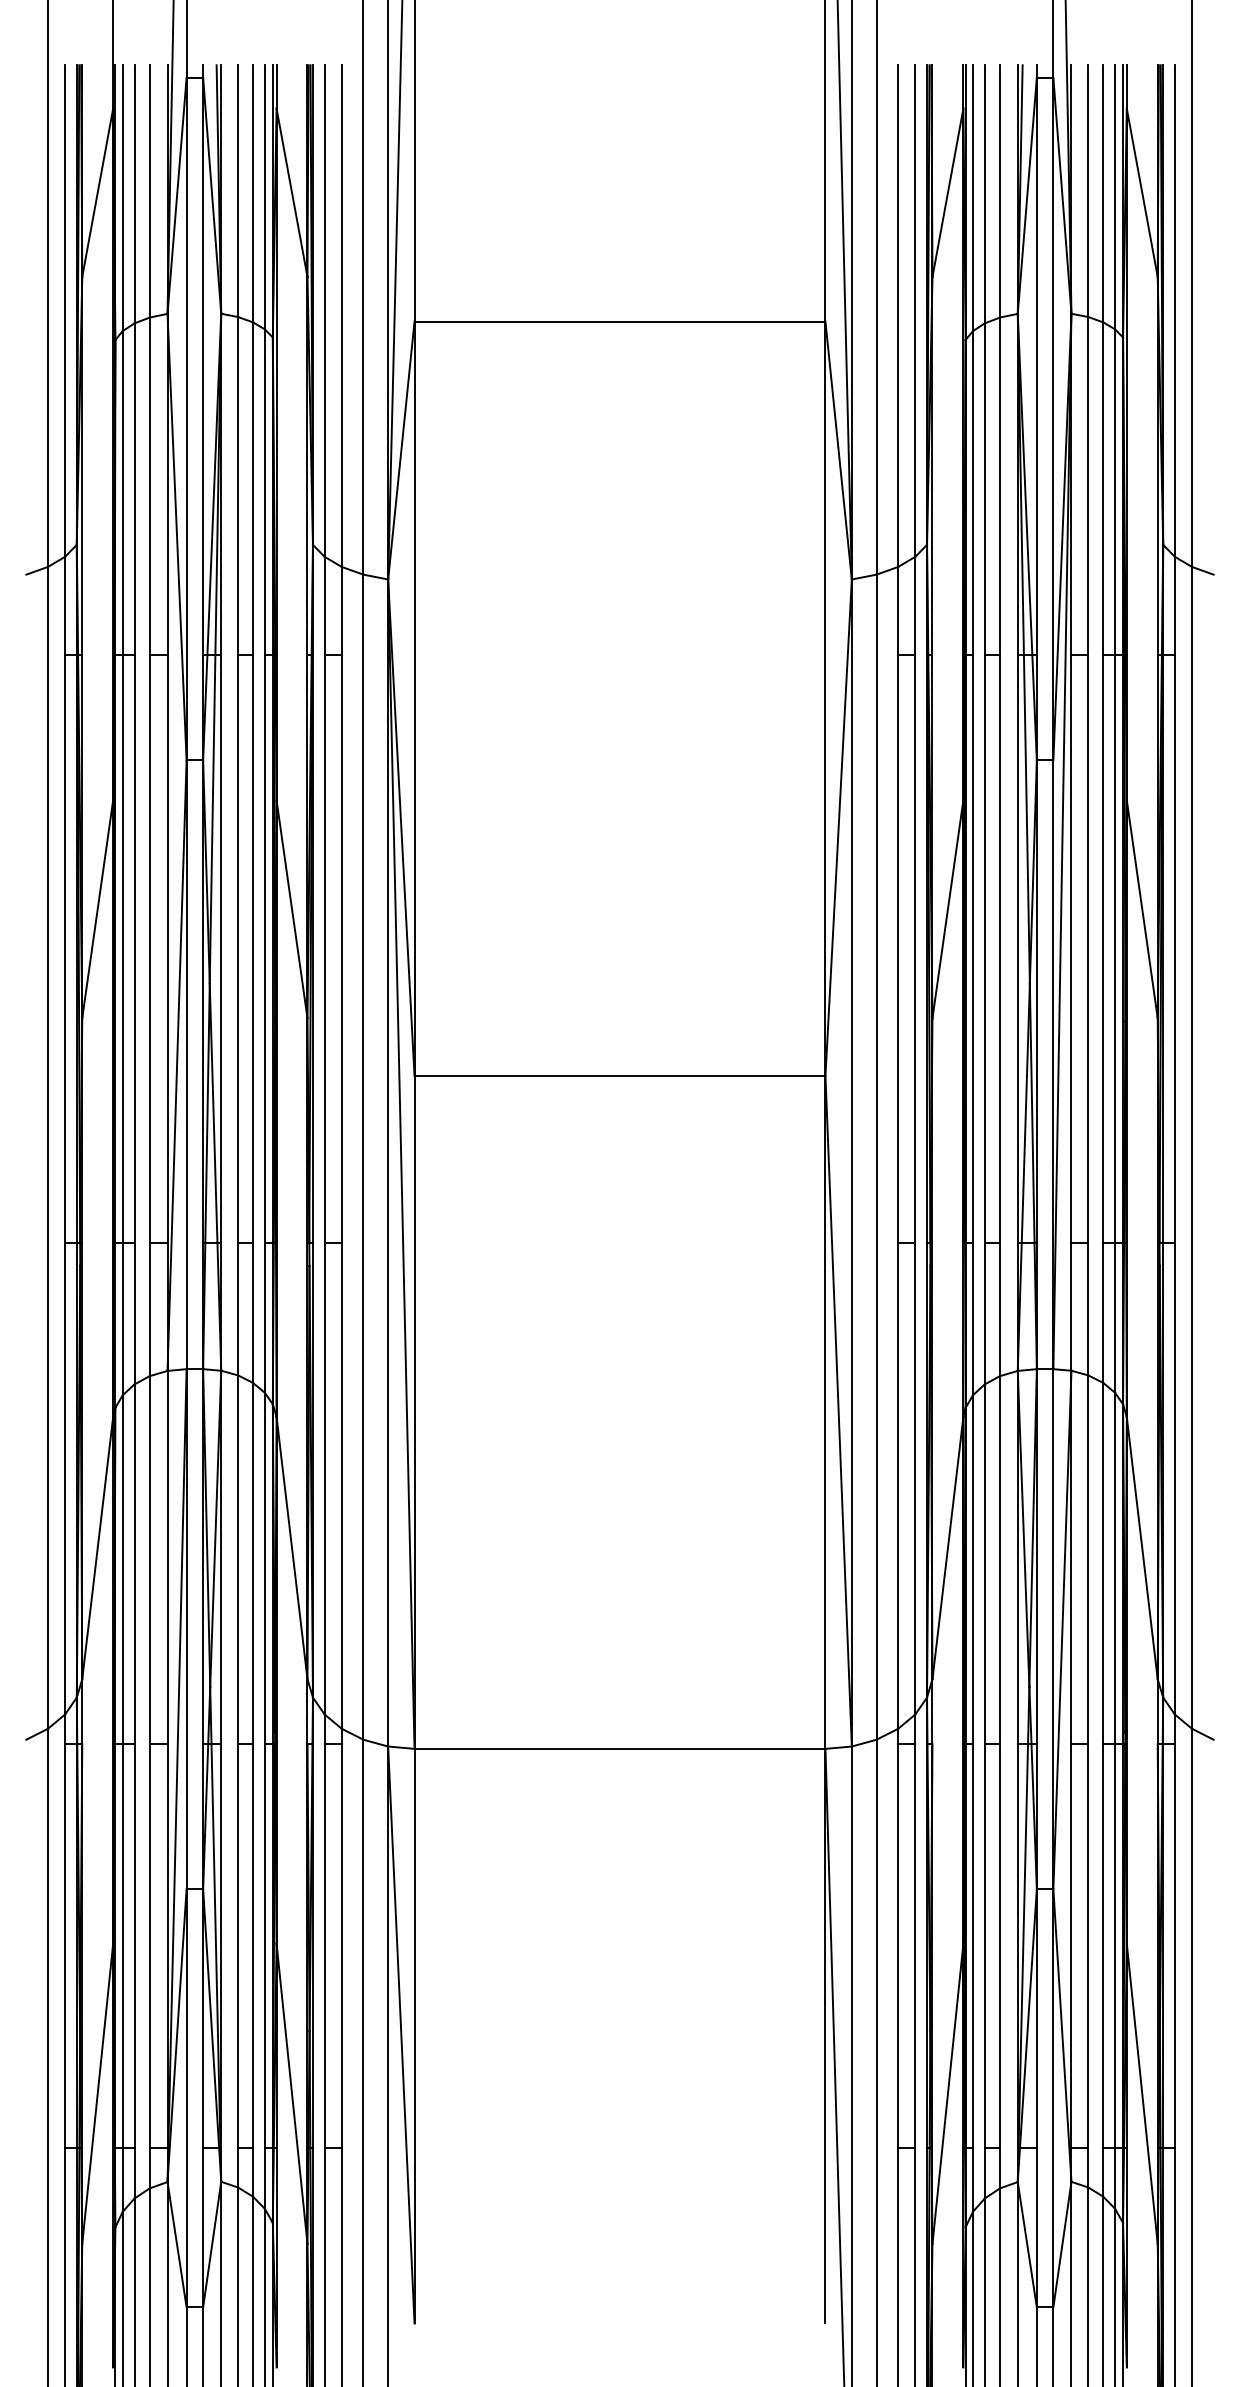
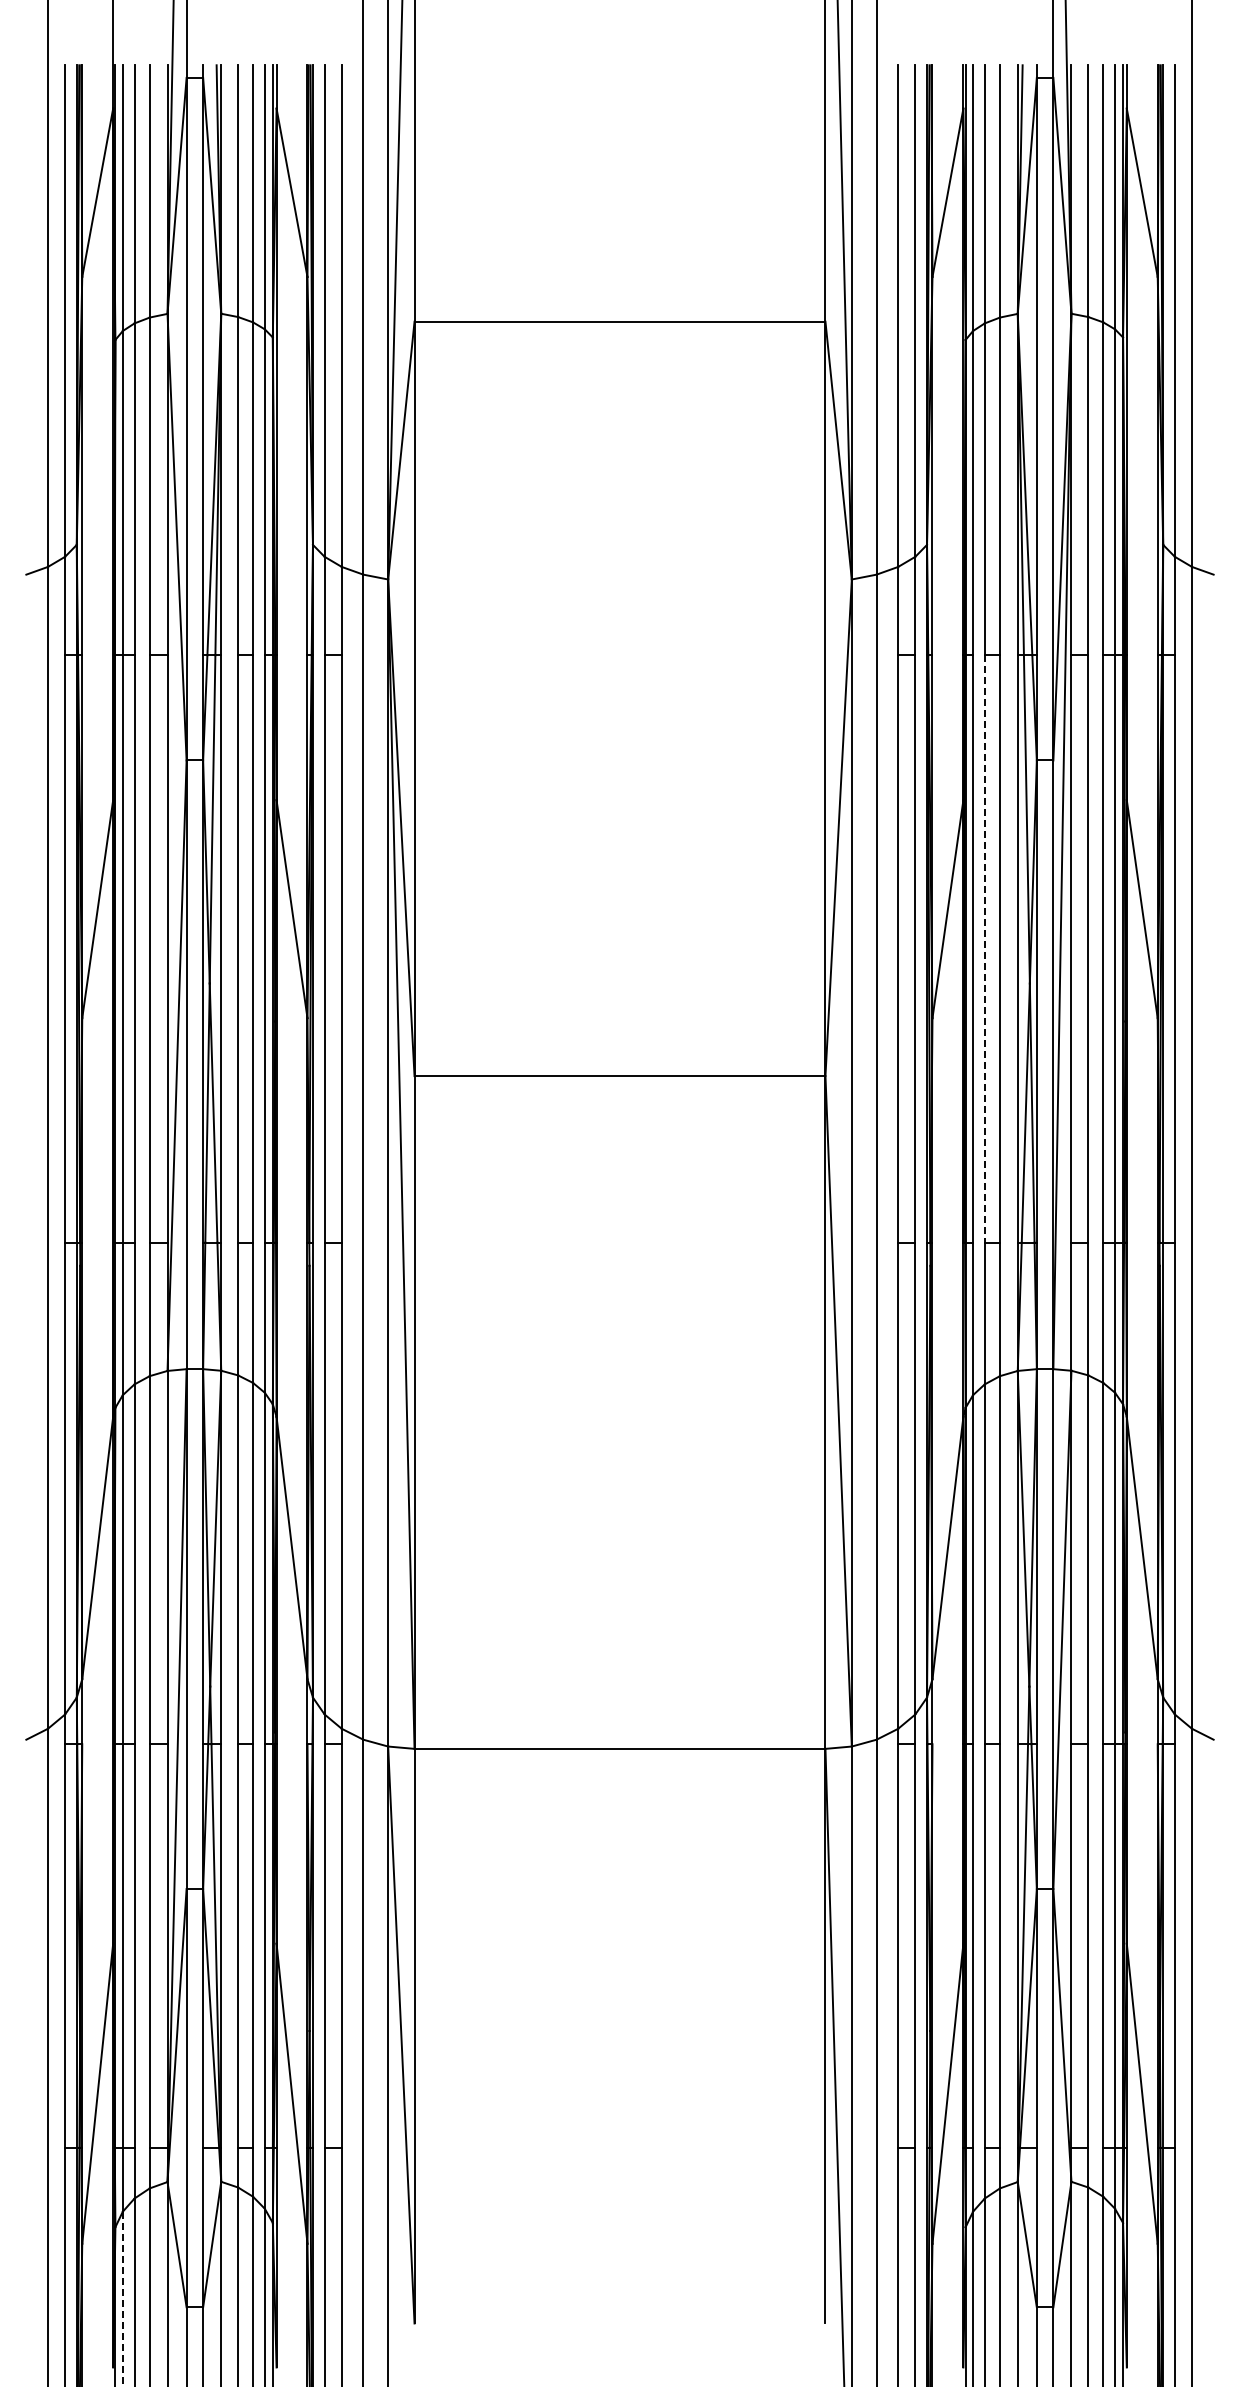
line: solid -> dashed (984, 948)
line: solid -> dashed (122, 2299)
